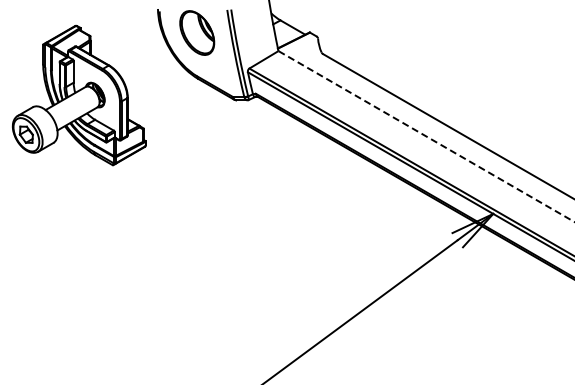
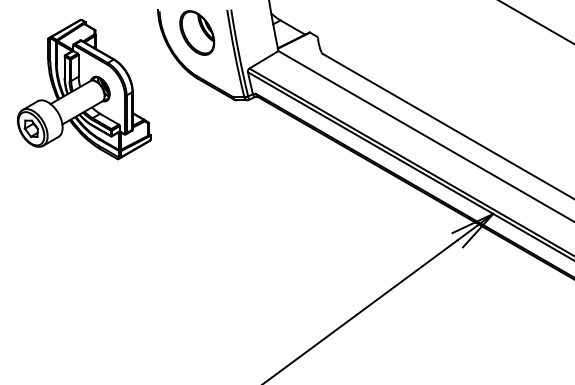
line: none -> present (536, 22)
part position: (78, 95) -> (83, 89) (83, 89)
line: dashed -> solid (426, 136)
